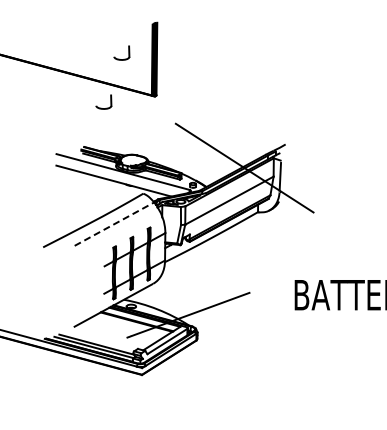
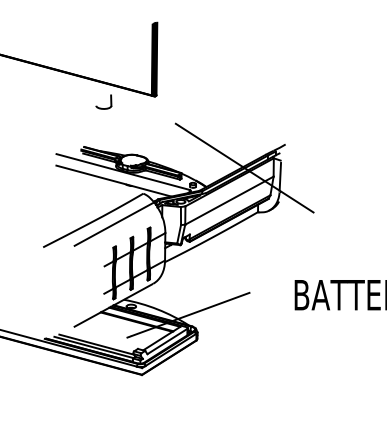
part: present -> none (119, 58)
line: dashed -> solid (114, 223)
